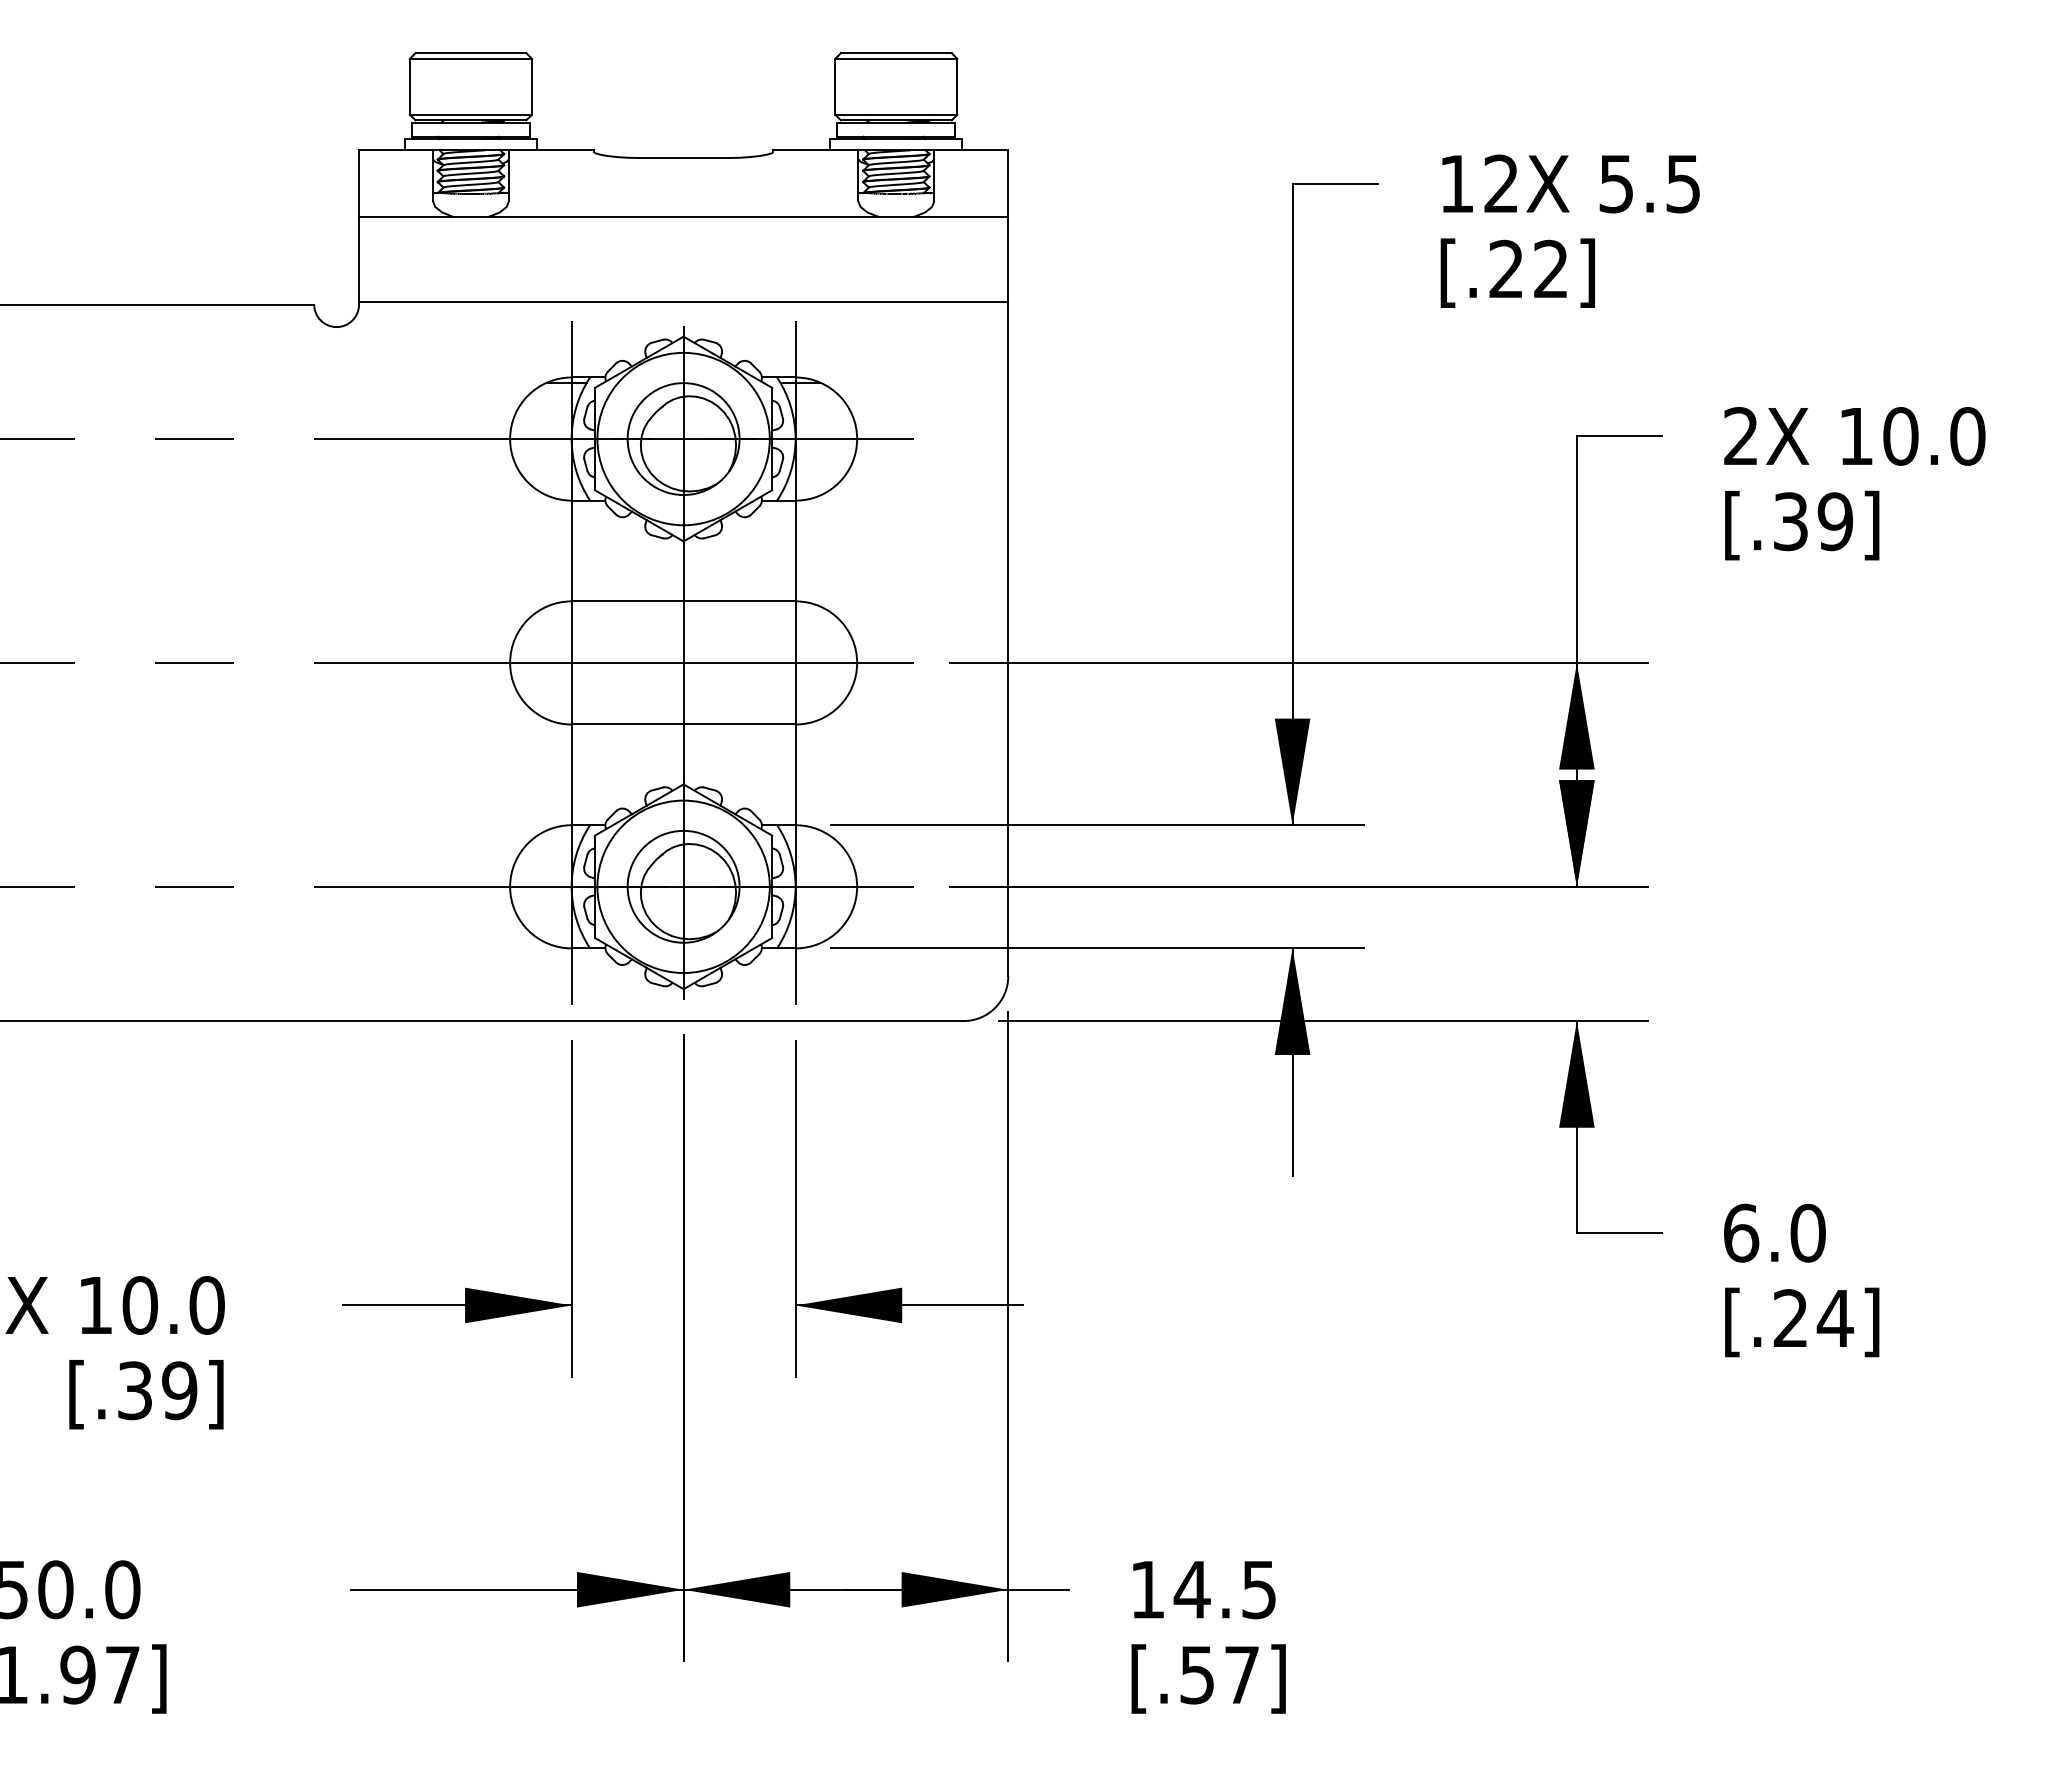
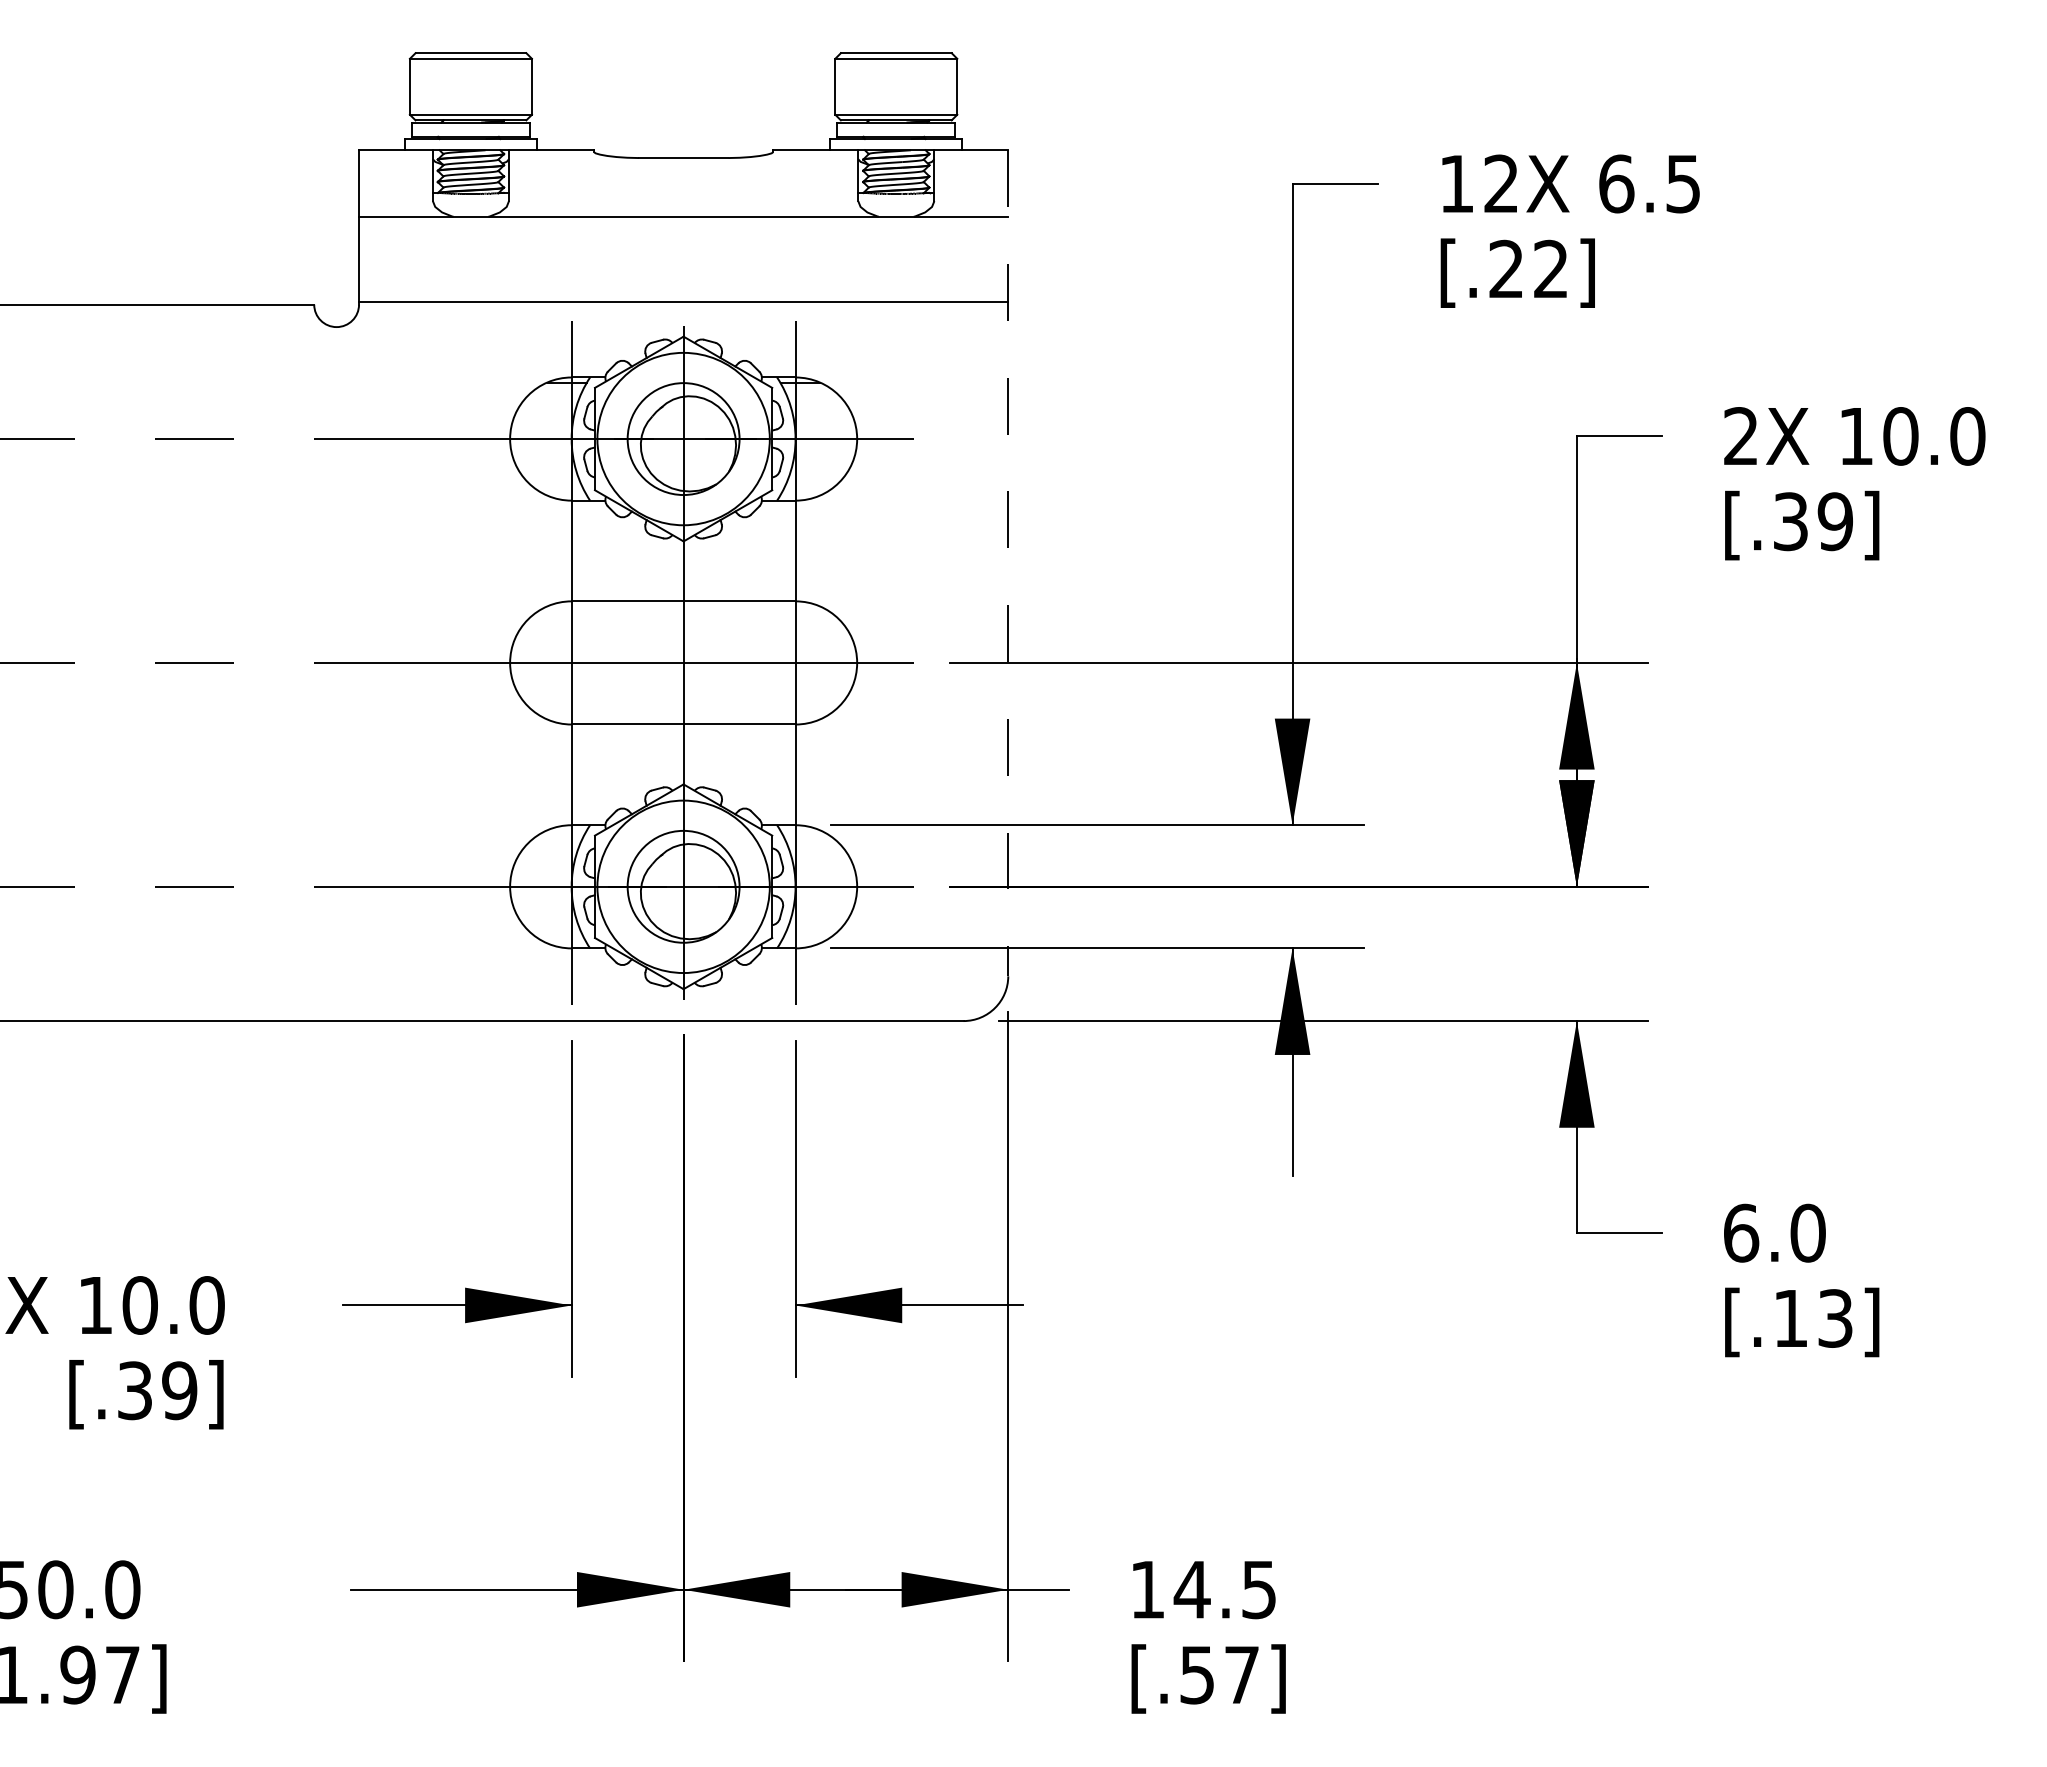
text: 5.5 -> 6.5 (1616, 183)
line: solid -> dashed (1008, 563)
text: [.24] -> [.13] (1813, 1318)
